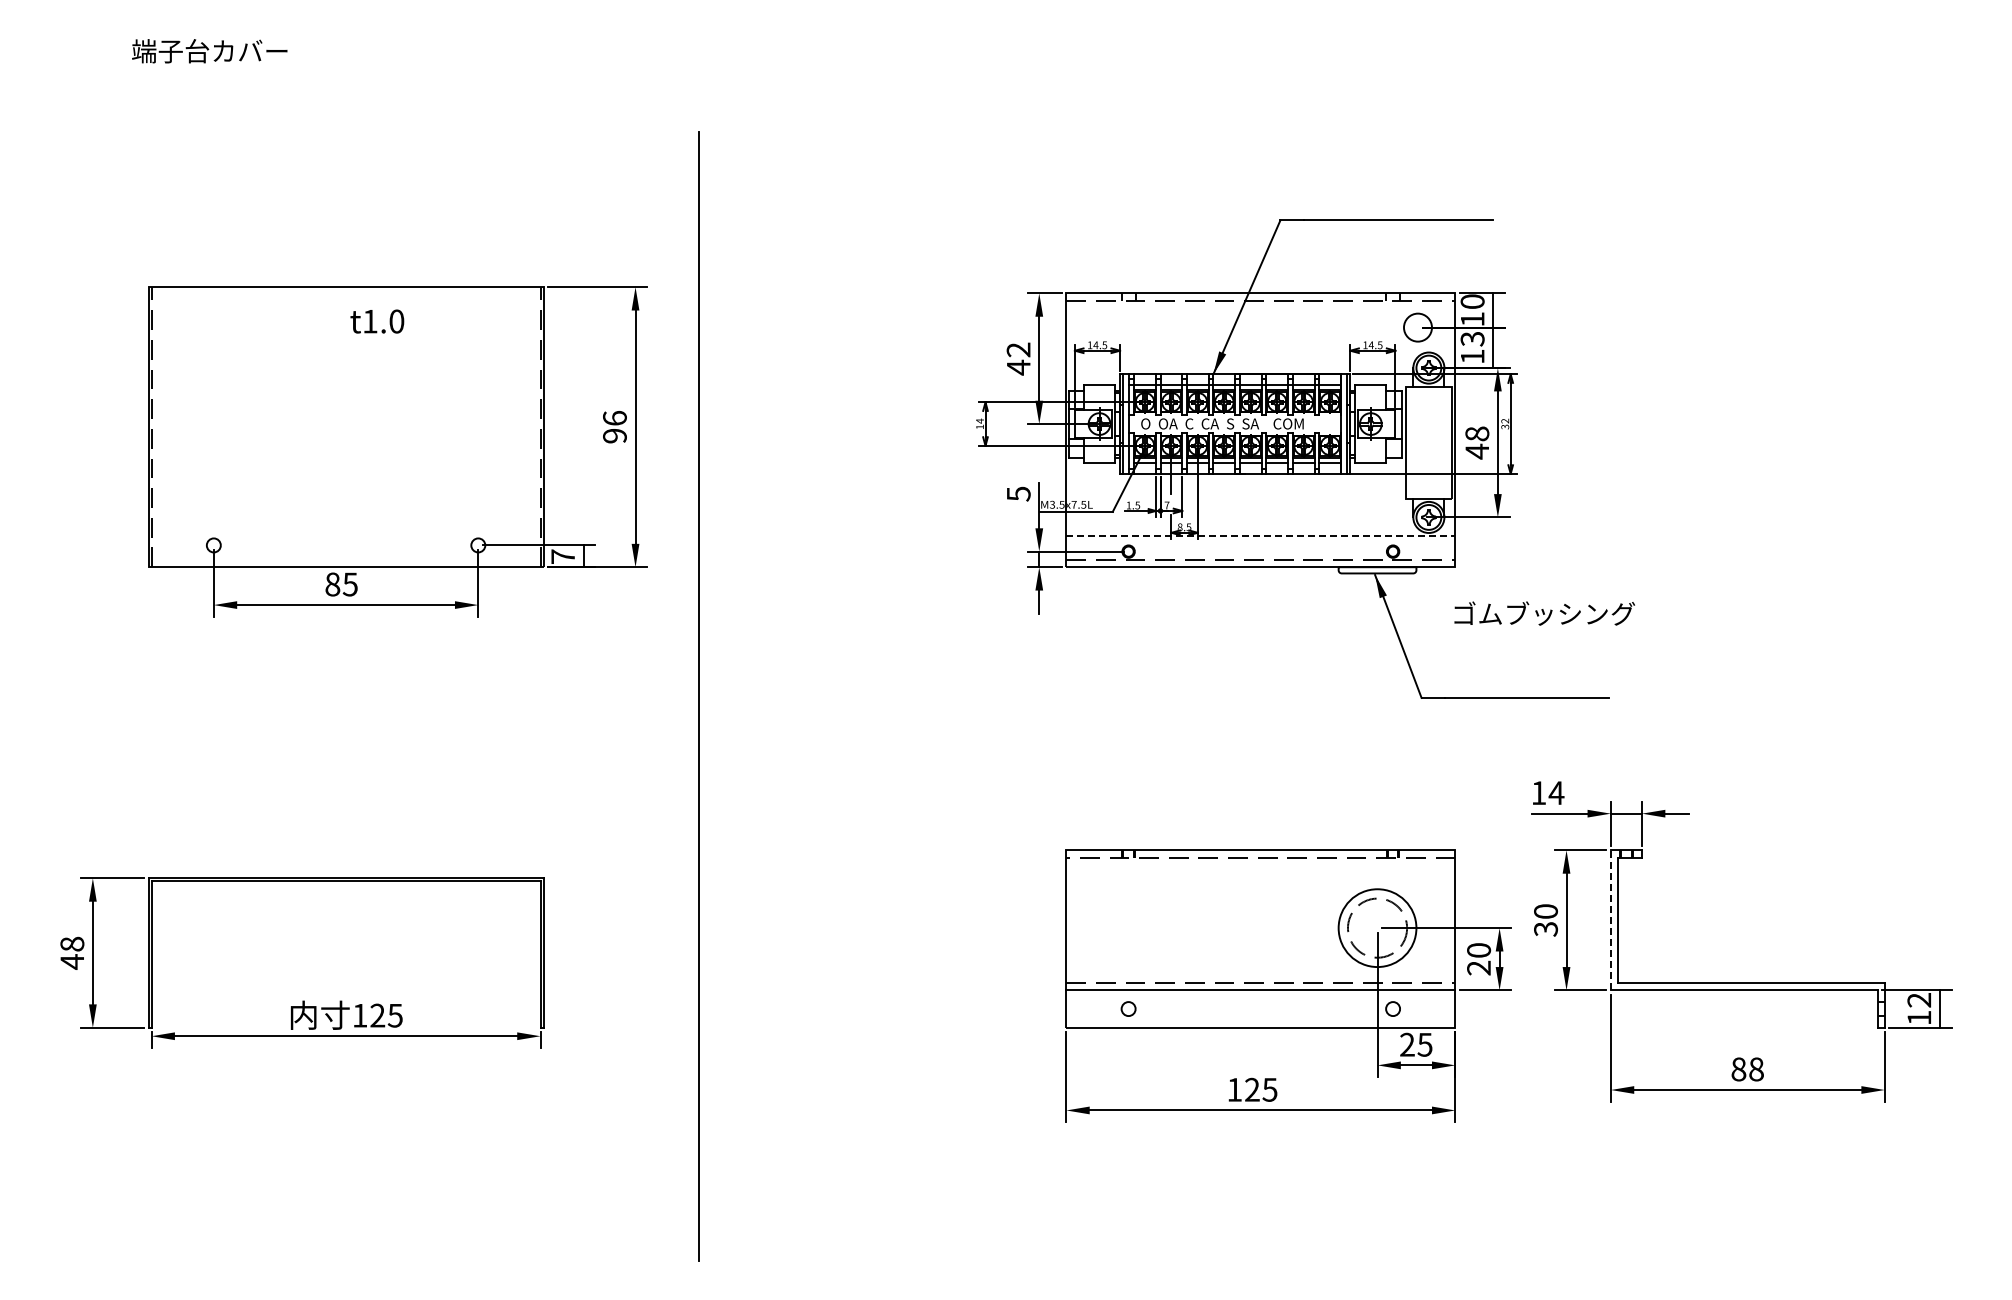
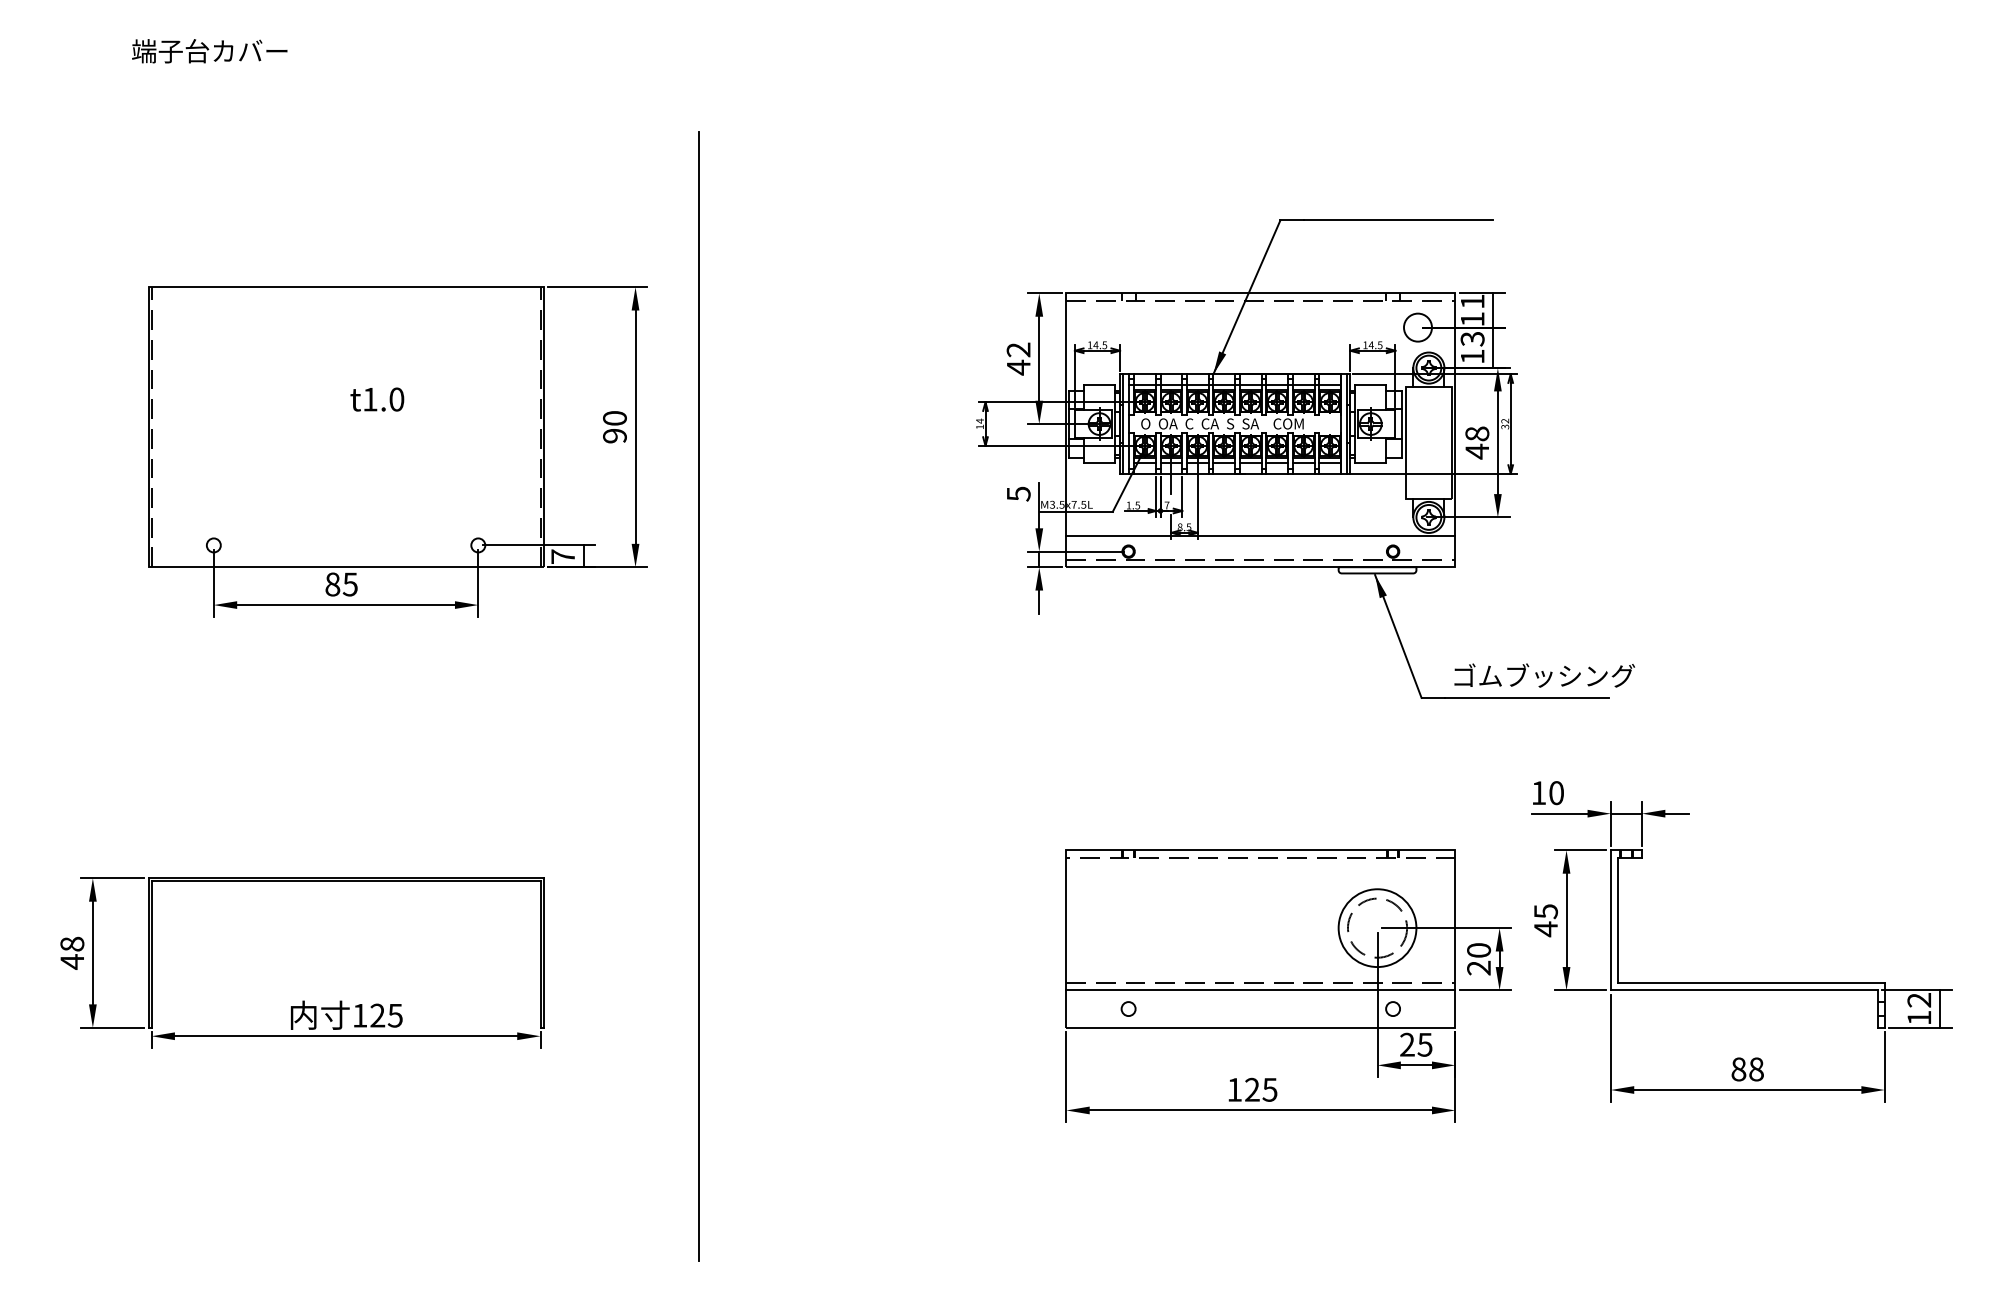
text: 10 -> 11 (1472, 301)
text position: (377, 321) -> (377, 399) (377, 399)
text: 96 -> 90 (614, 418)
line: dashed -> solid (1261, 536)
text position: (1544, 613) -> (1544, 675) (1544, 675)
text: 14 -> 10 (1556, 793)
line: dashed -> solid (1610, 919)
text: 30 -> 45 (1545, 920)
